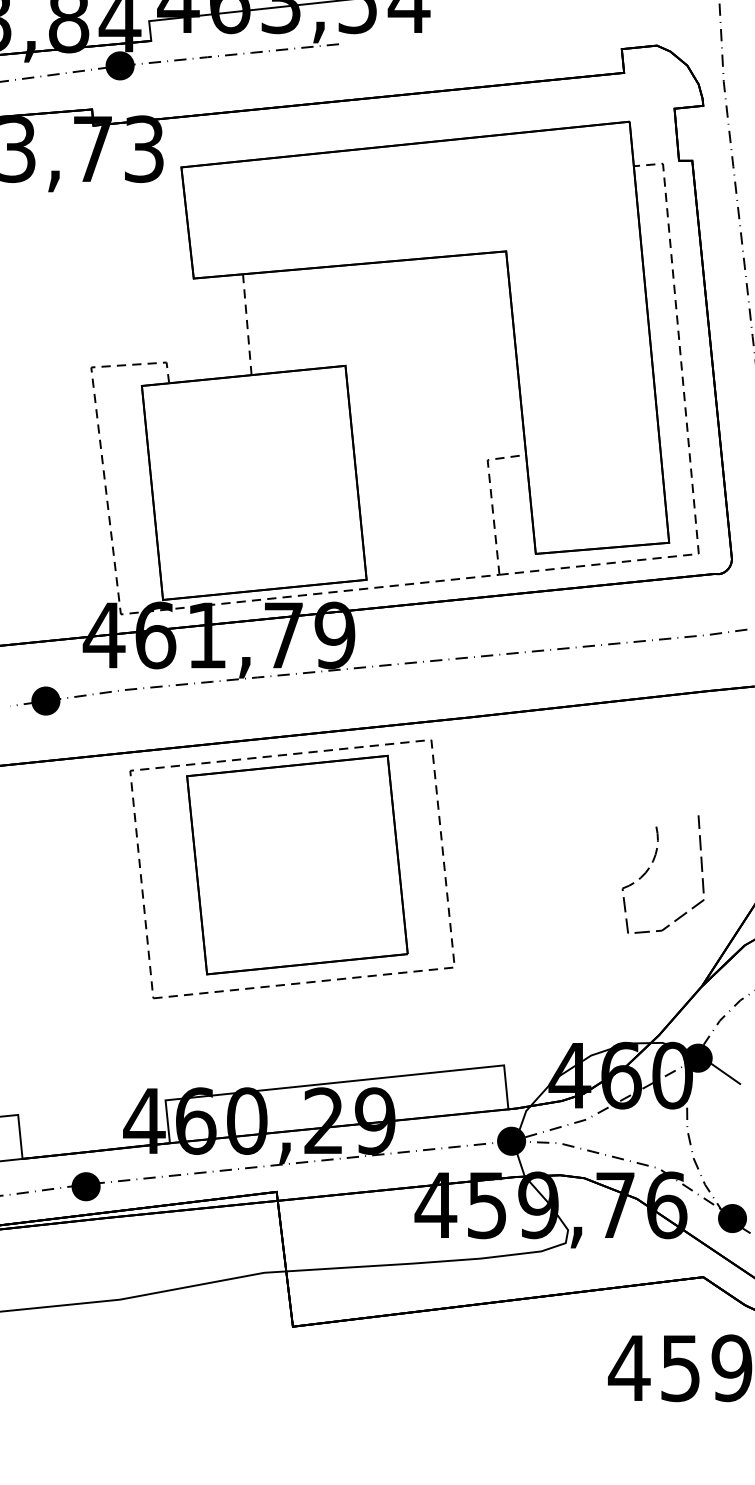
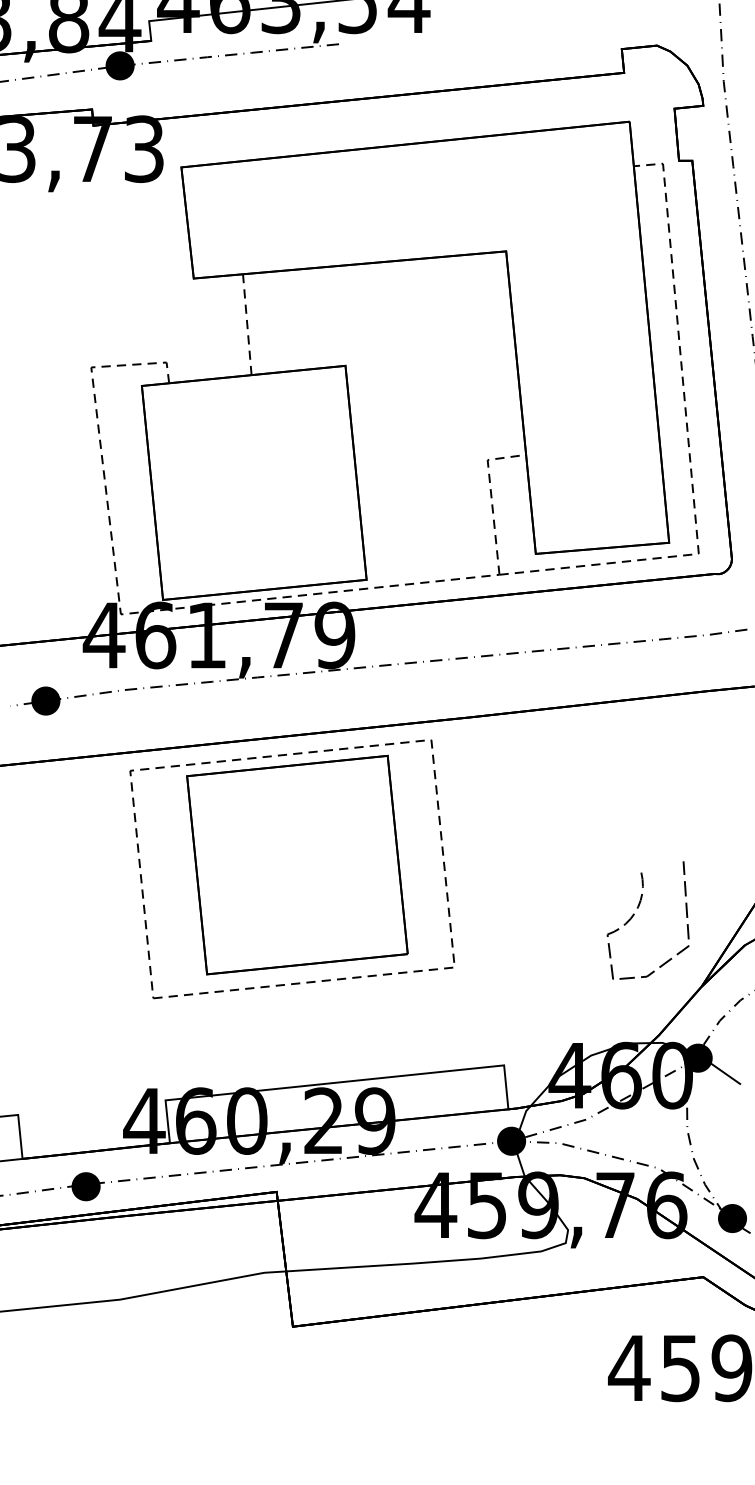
curve position: (649, 869) -> (634, 915) (634, 915)
